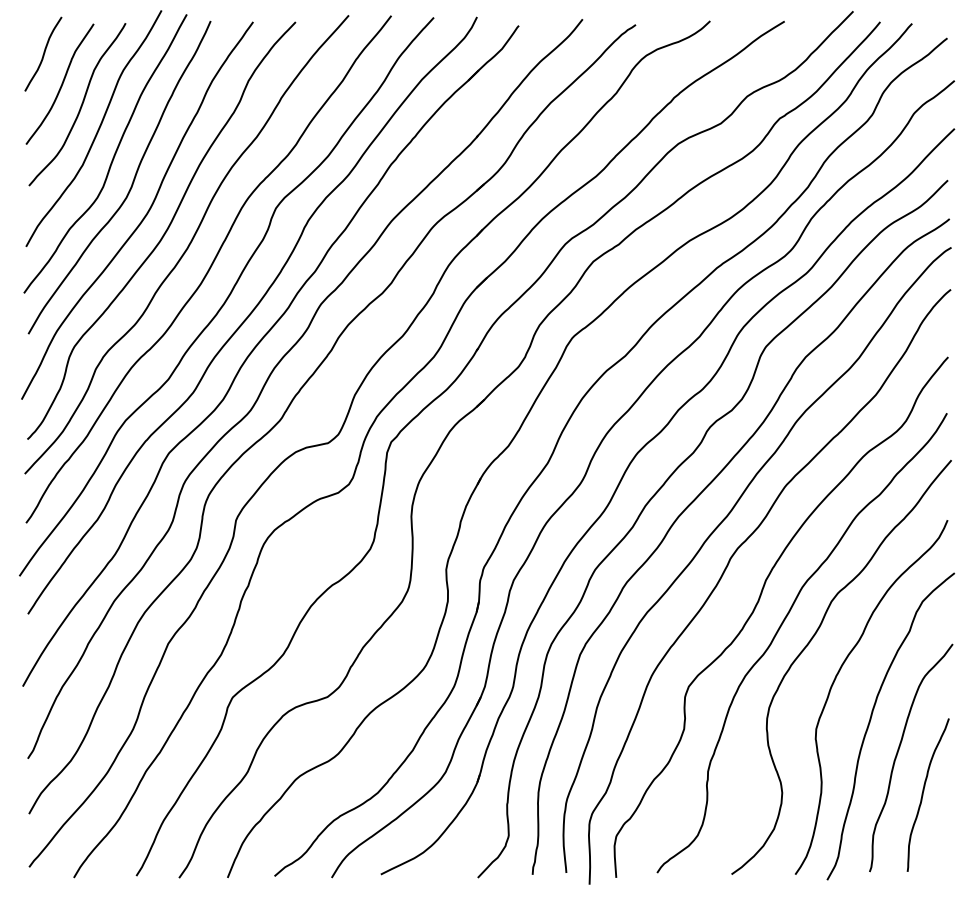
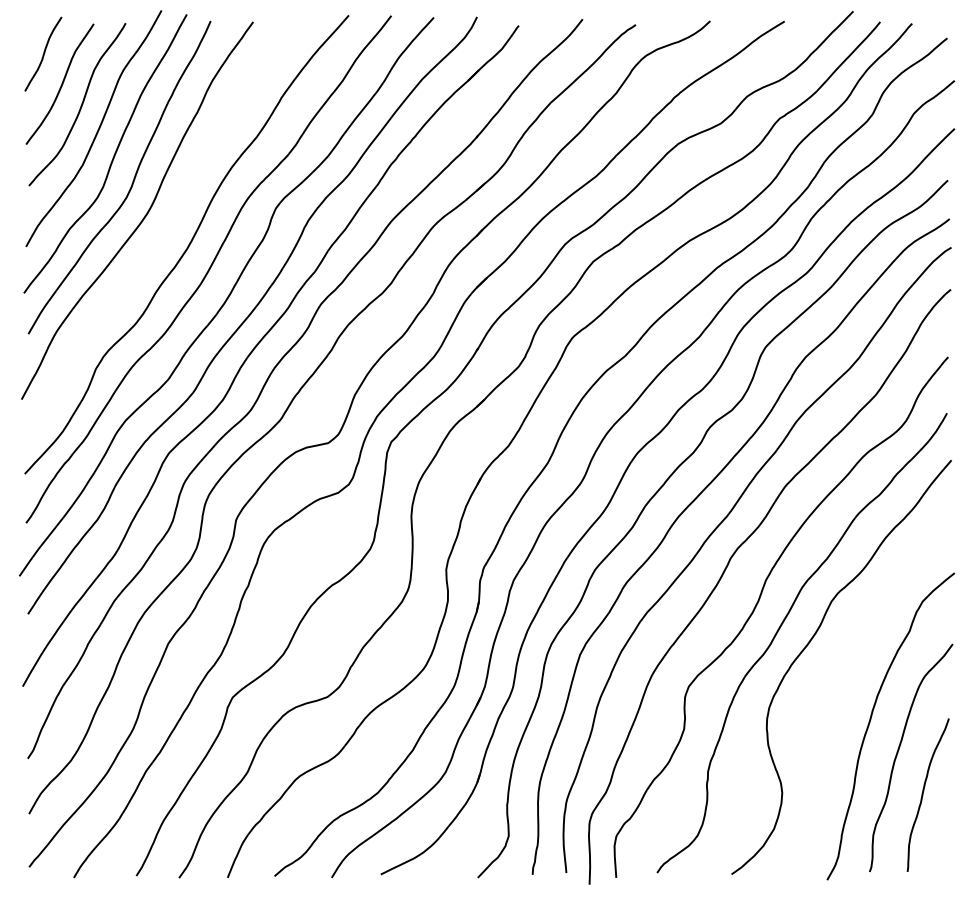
curve: present -> none (164, 232)
curve: present -> none (835, 680)
